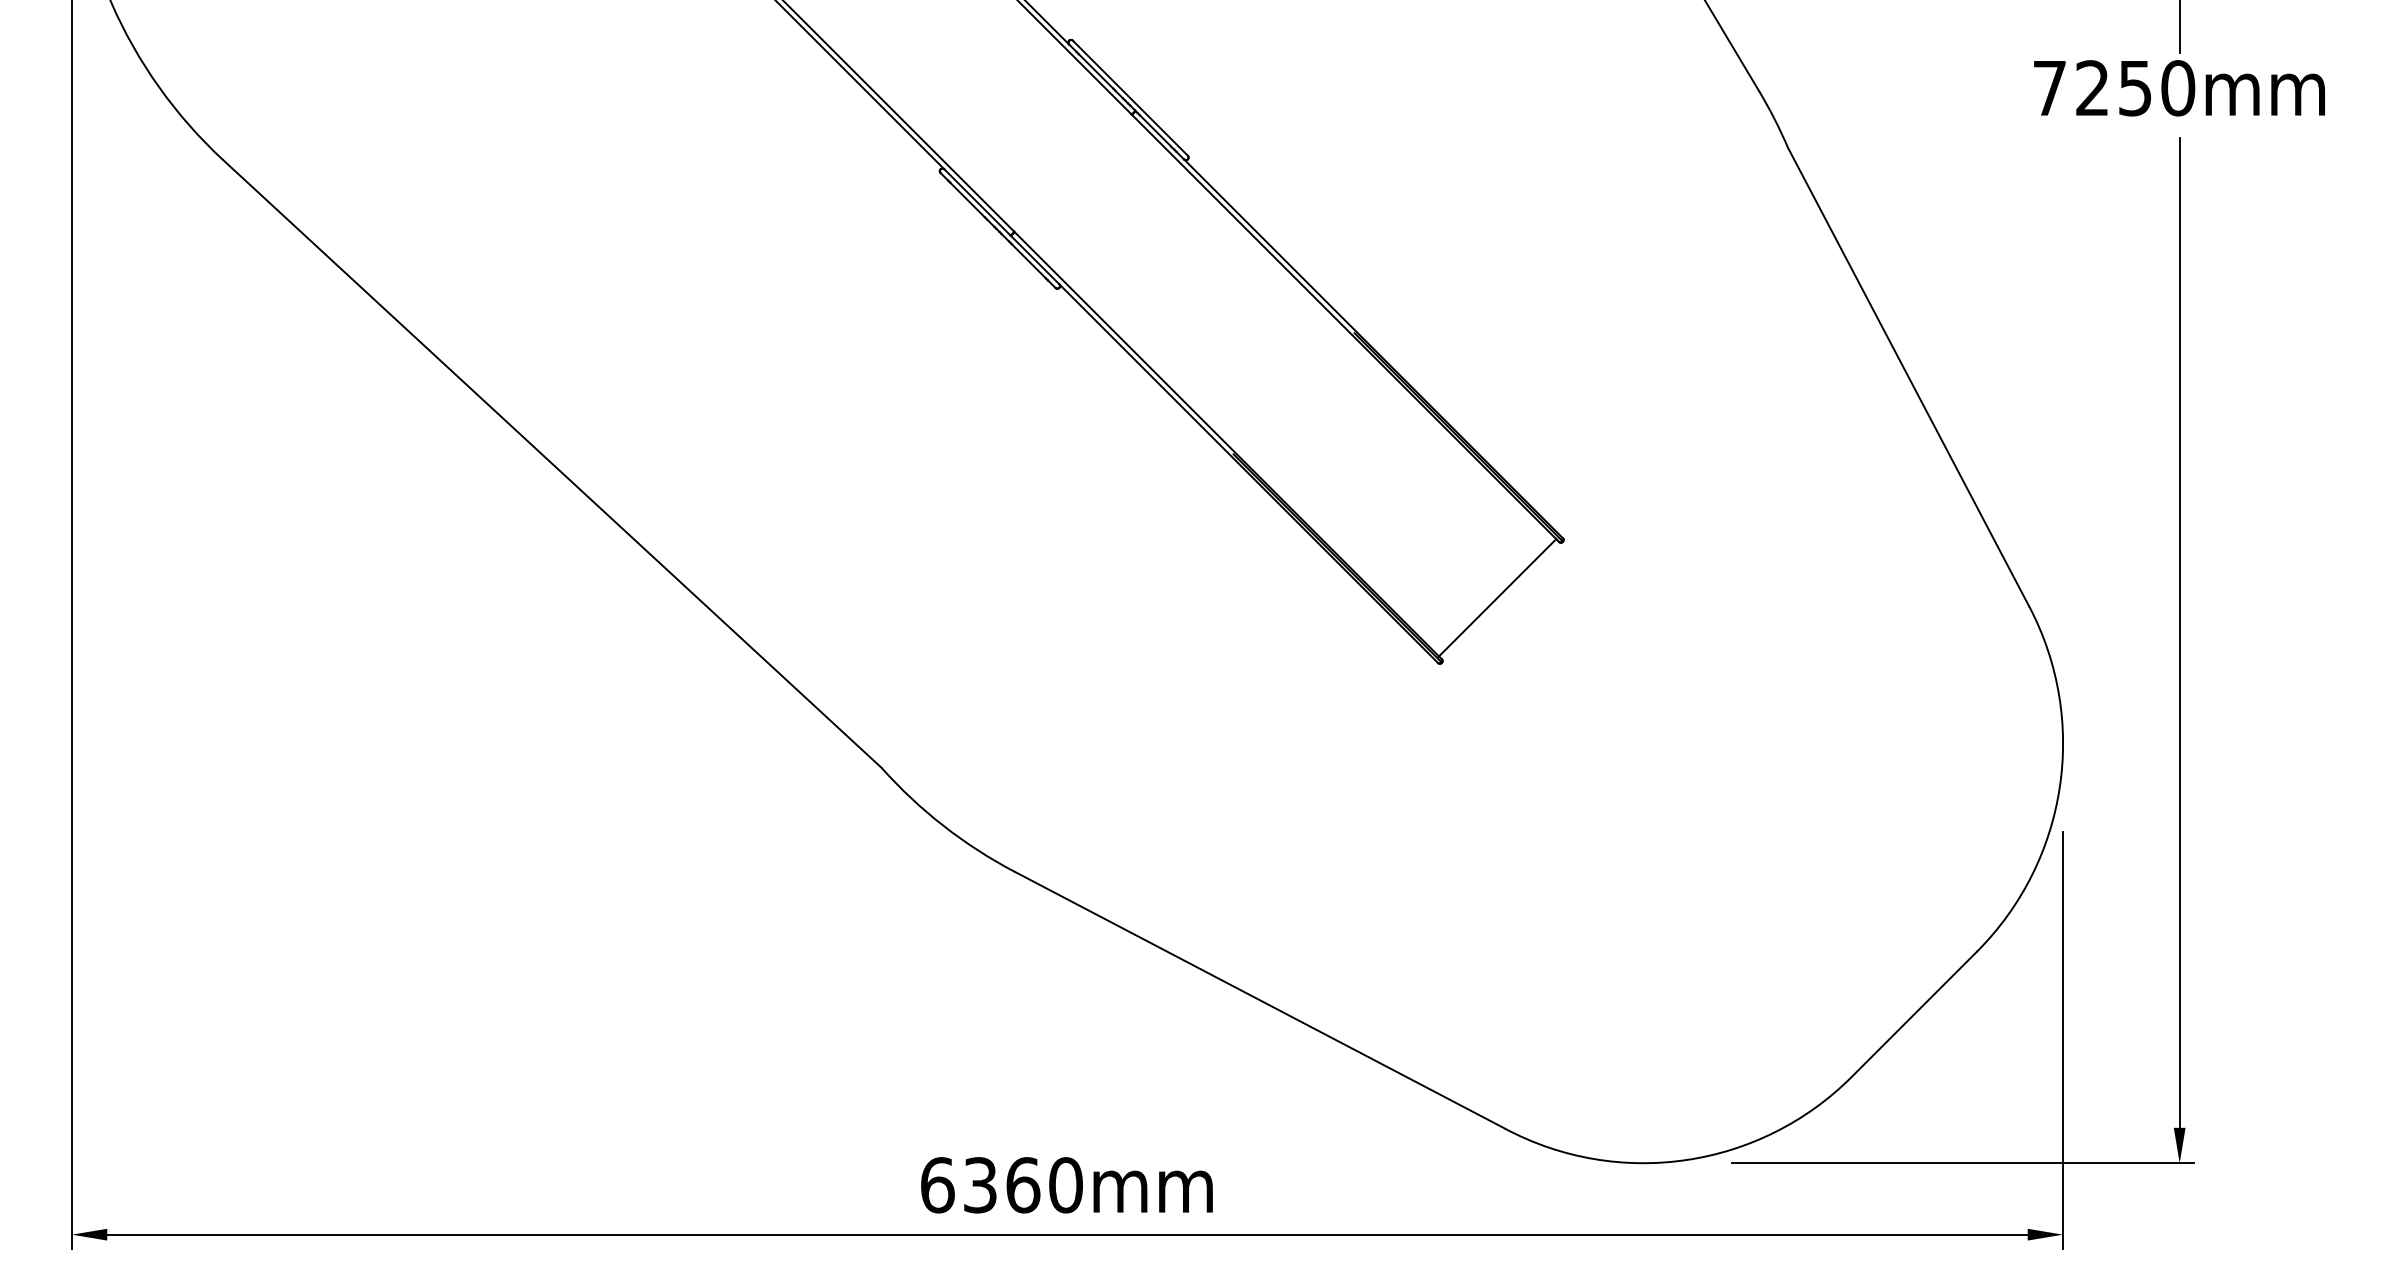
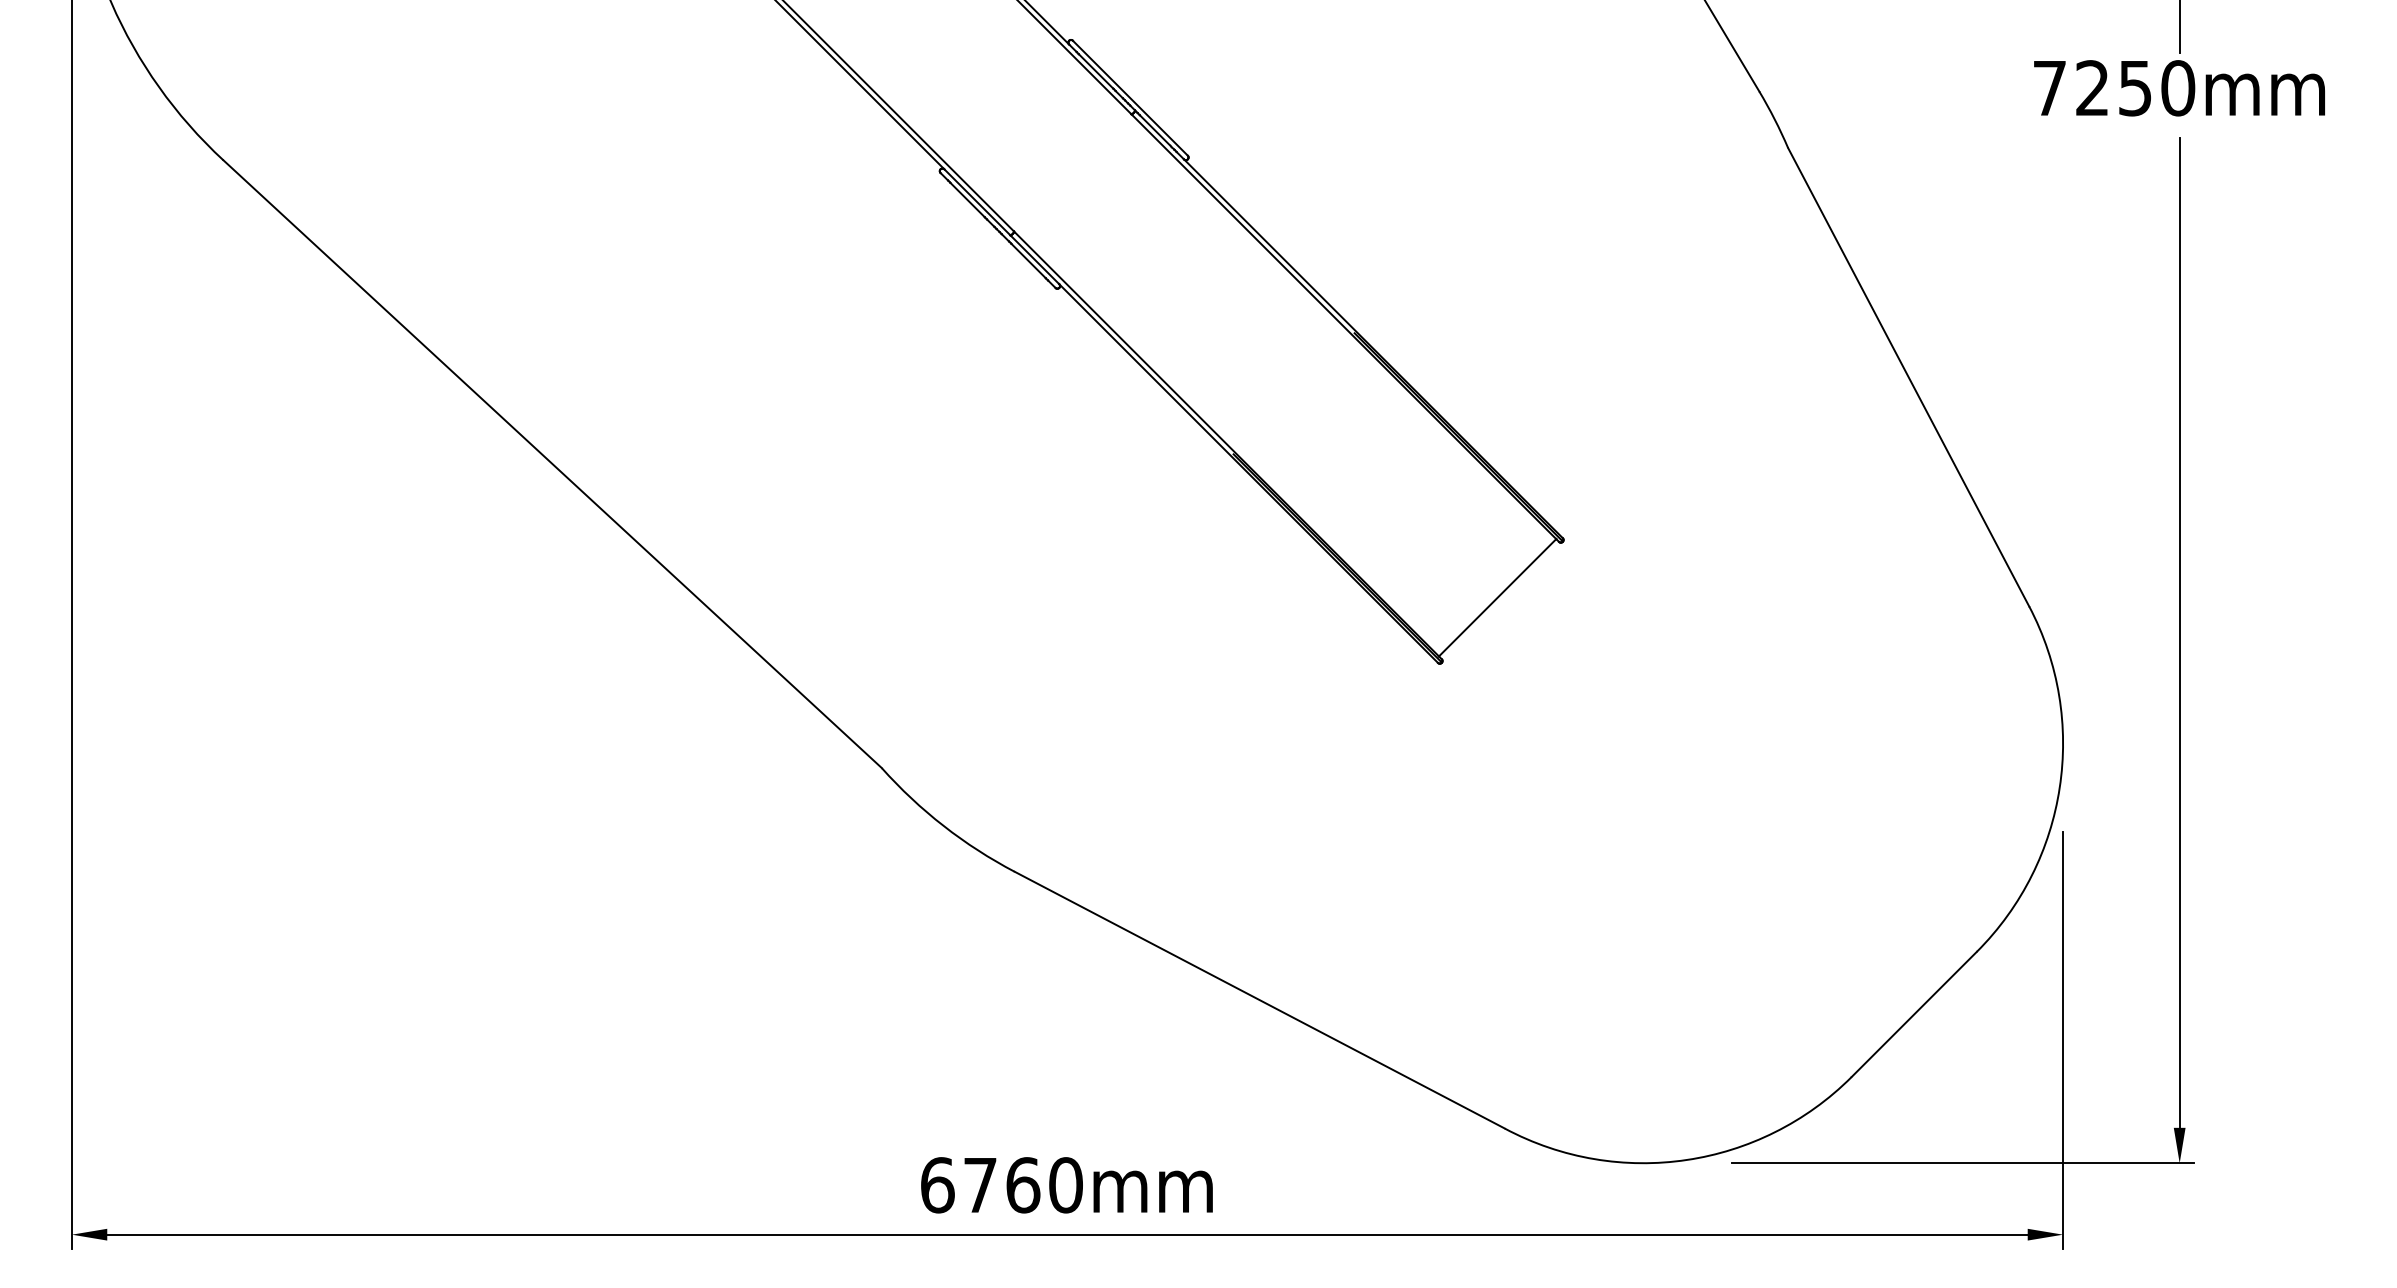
text: 6360mm -> 6760mm (980, 1185)
